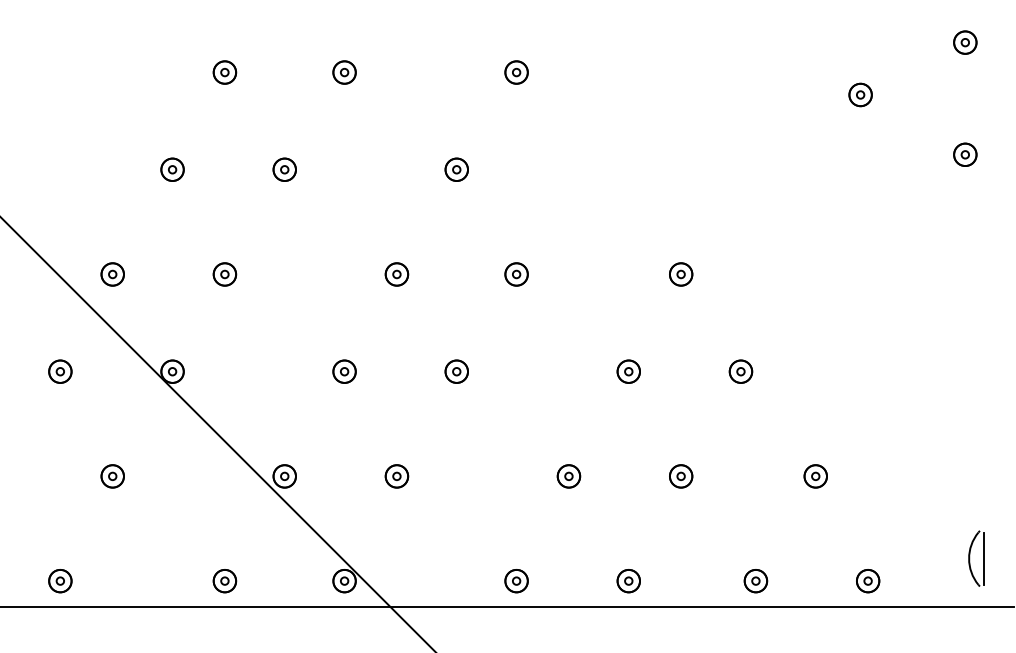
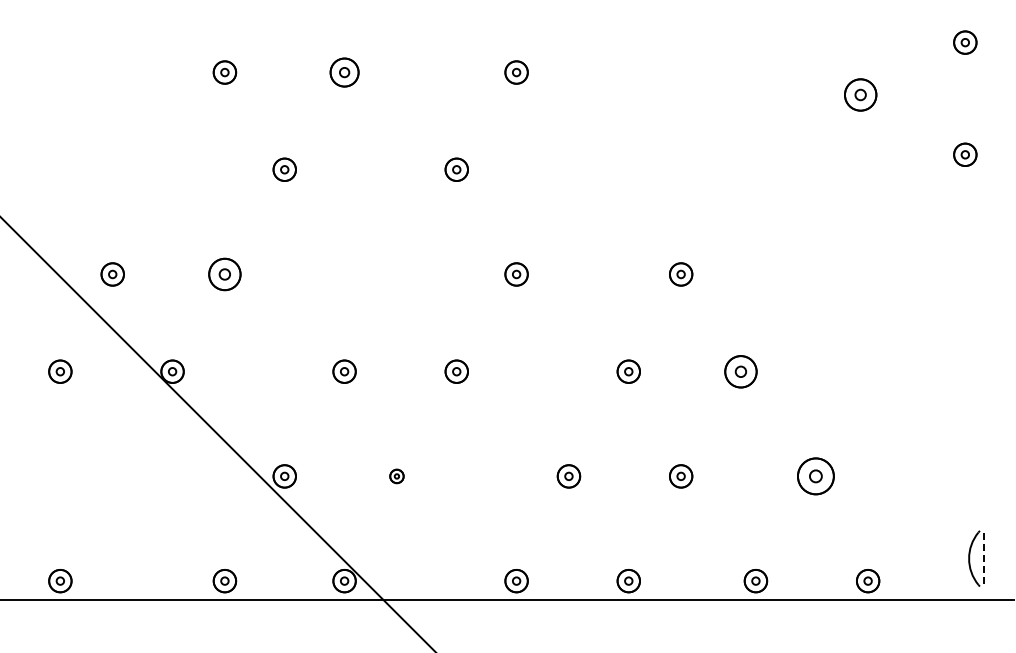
part size: 25x25 px -> 31x31 px (344, 72)
part size: 25x26 px -> 34x34 px (860, 94)
part: present -> none (172, 169)
part size: 26x25 px -> 34x35 px (224, 274)
part: present -> none (396, 274)
part size: 26x25 px -> 34x34 px (740, 371)
part: present -> none (112, 476)
part size: 26x25 px -> 16x17 px (396, 476)
part size: 25x25 px -> 38x39 px (815, 476)
line: solid -> dashed (984, 559)
line position: (507, 607) -> (507, 600) (507, 600)
